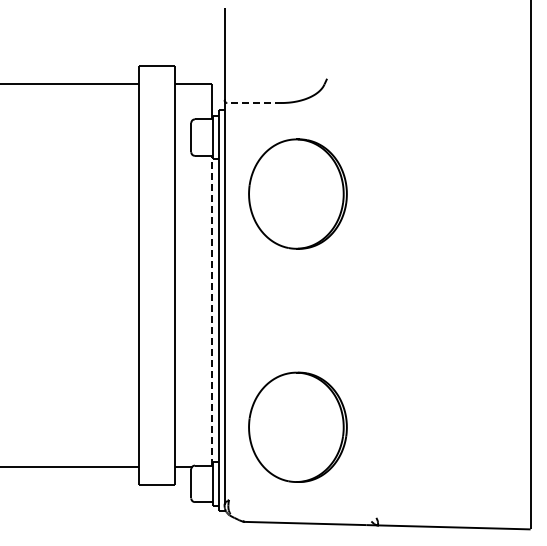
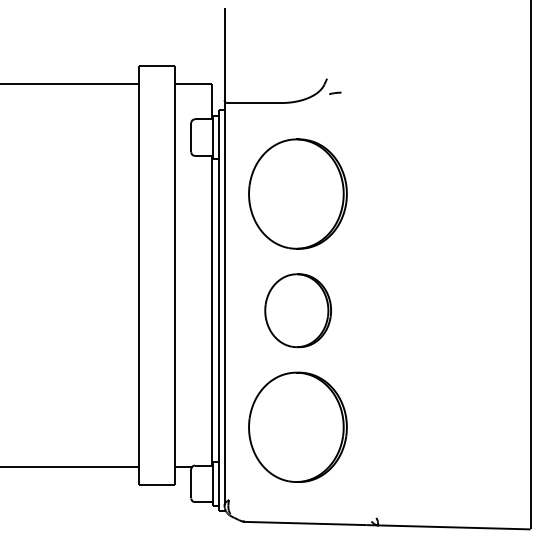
part: none -> present (335, 92)
line: dashed -> solid (254, 103)
line: dashed -> solid (211, 310)
part: none -> present (297, 310)
